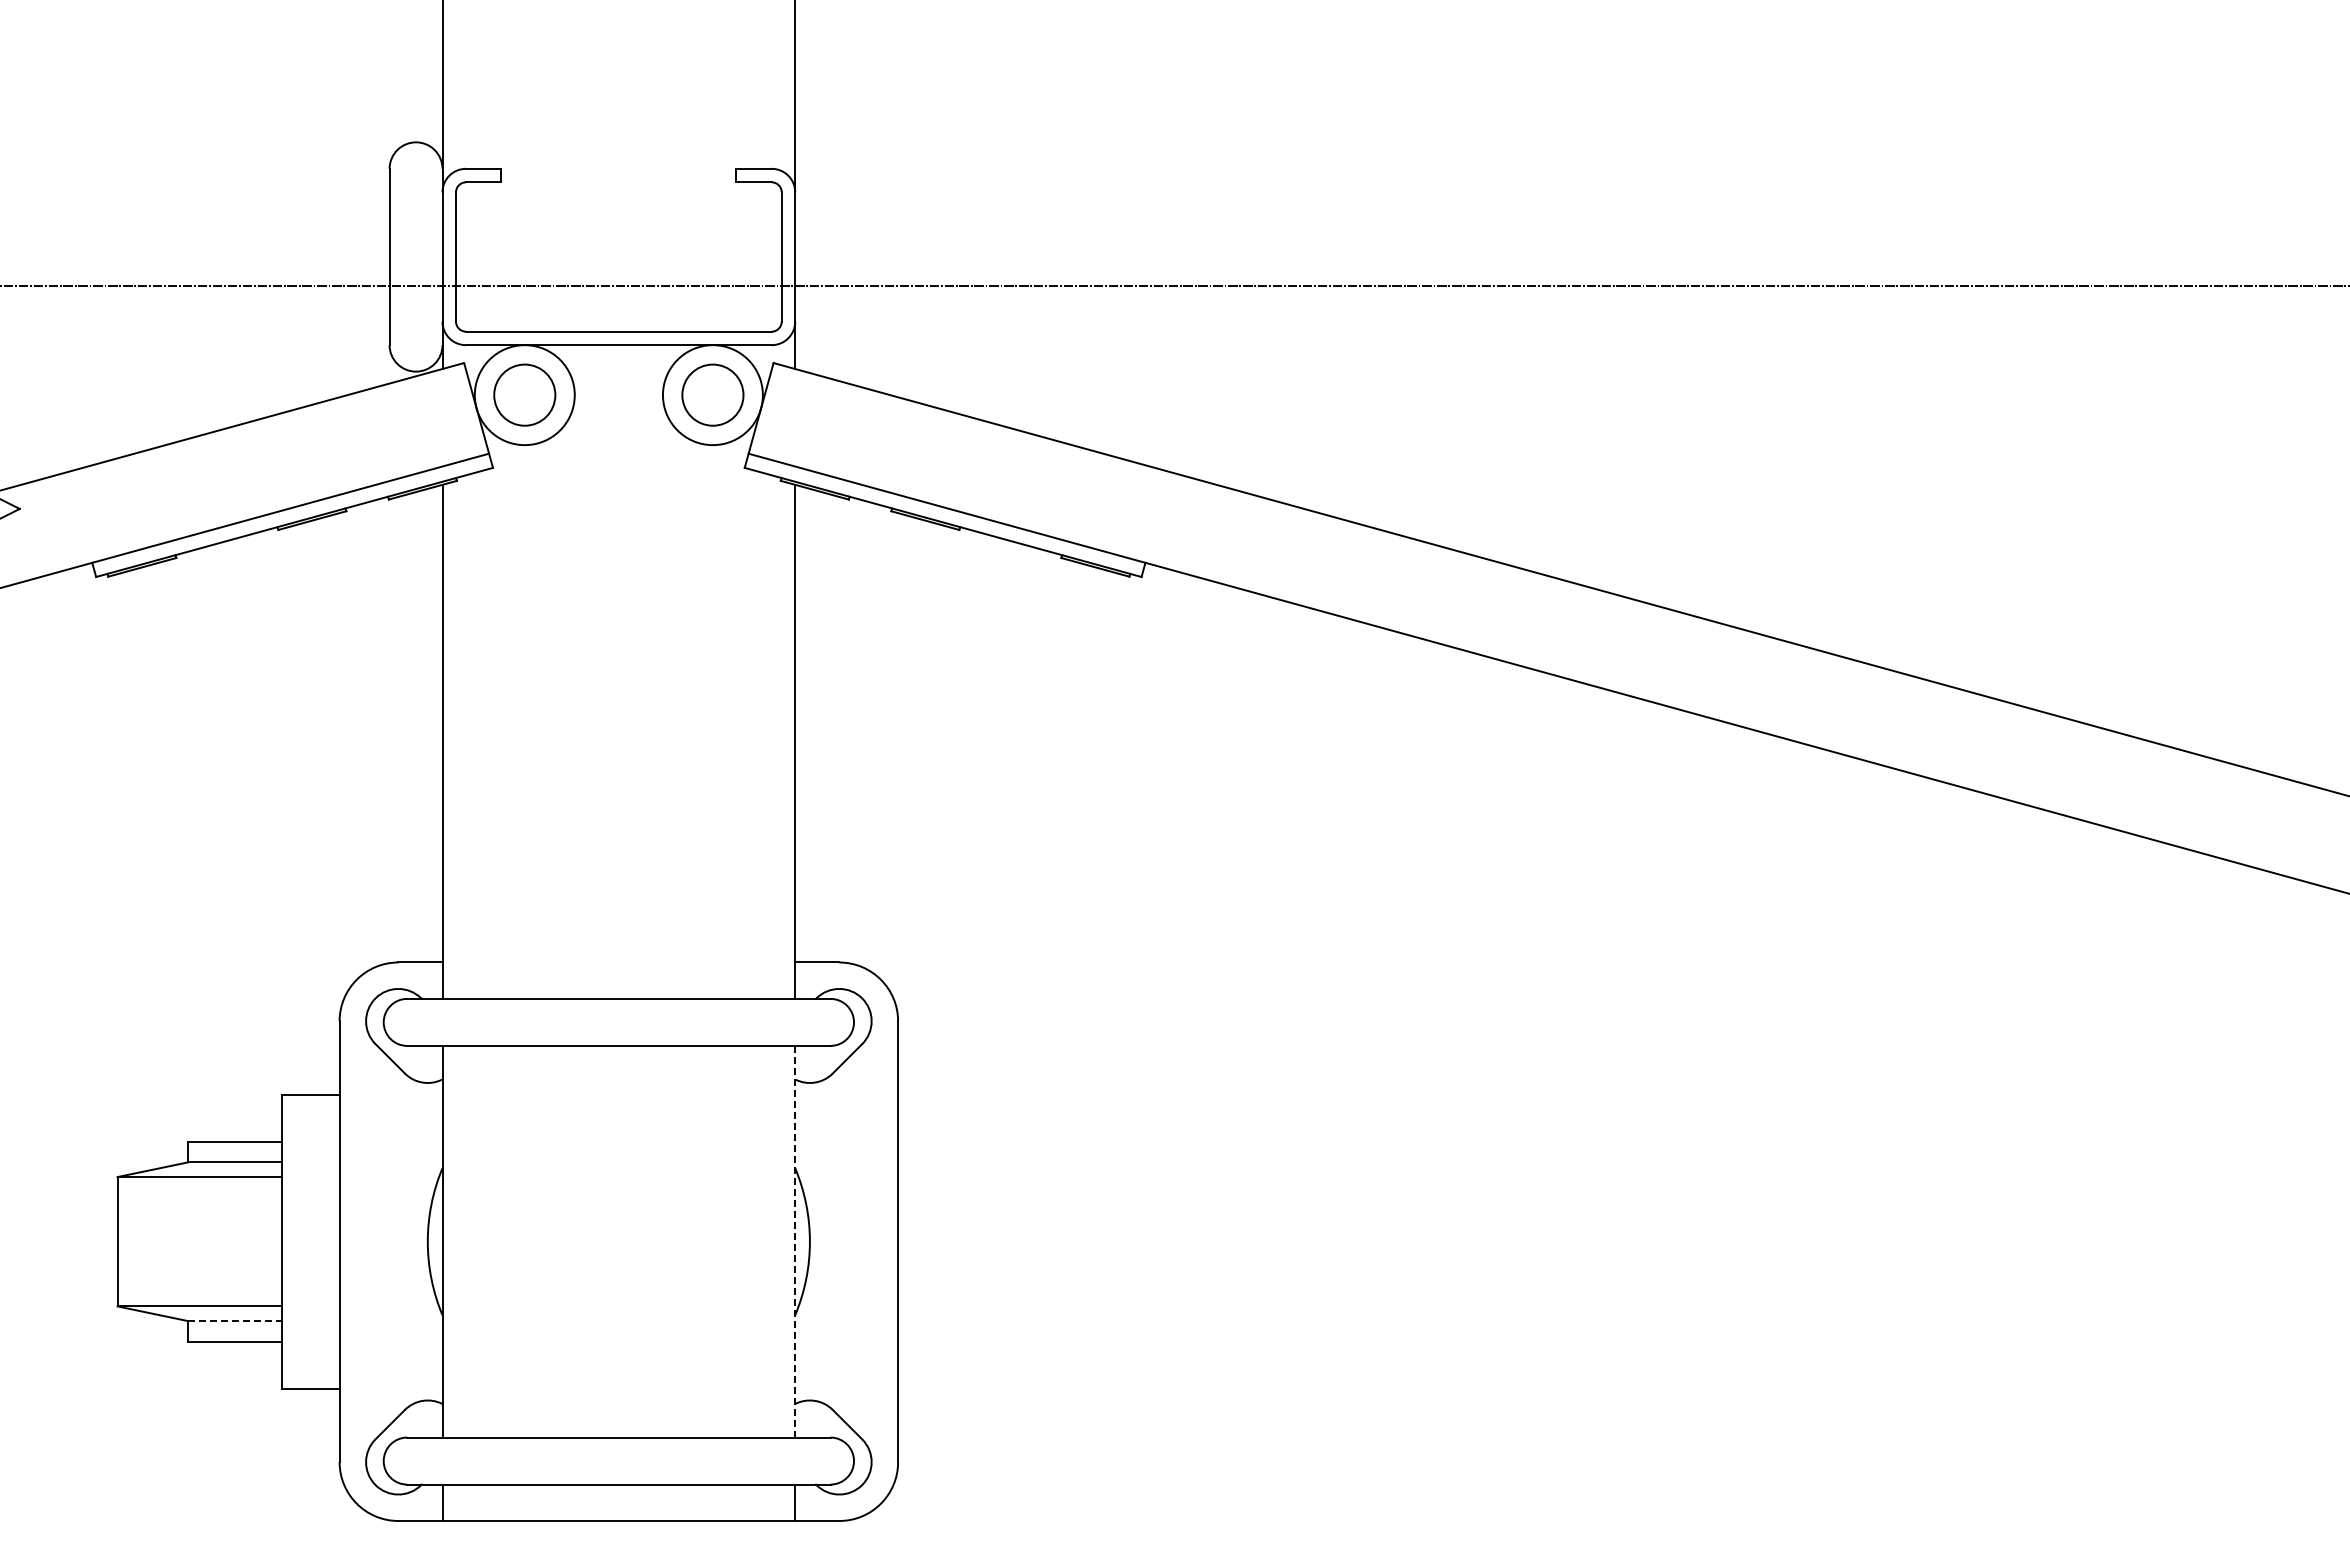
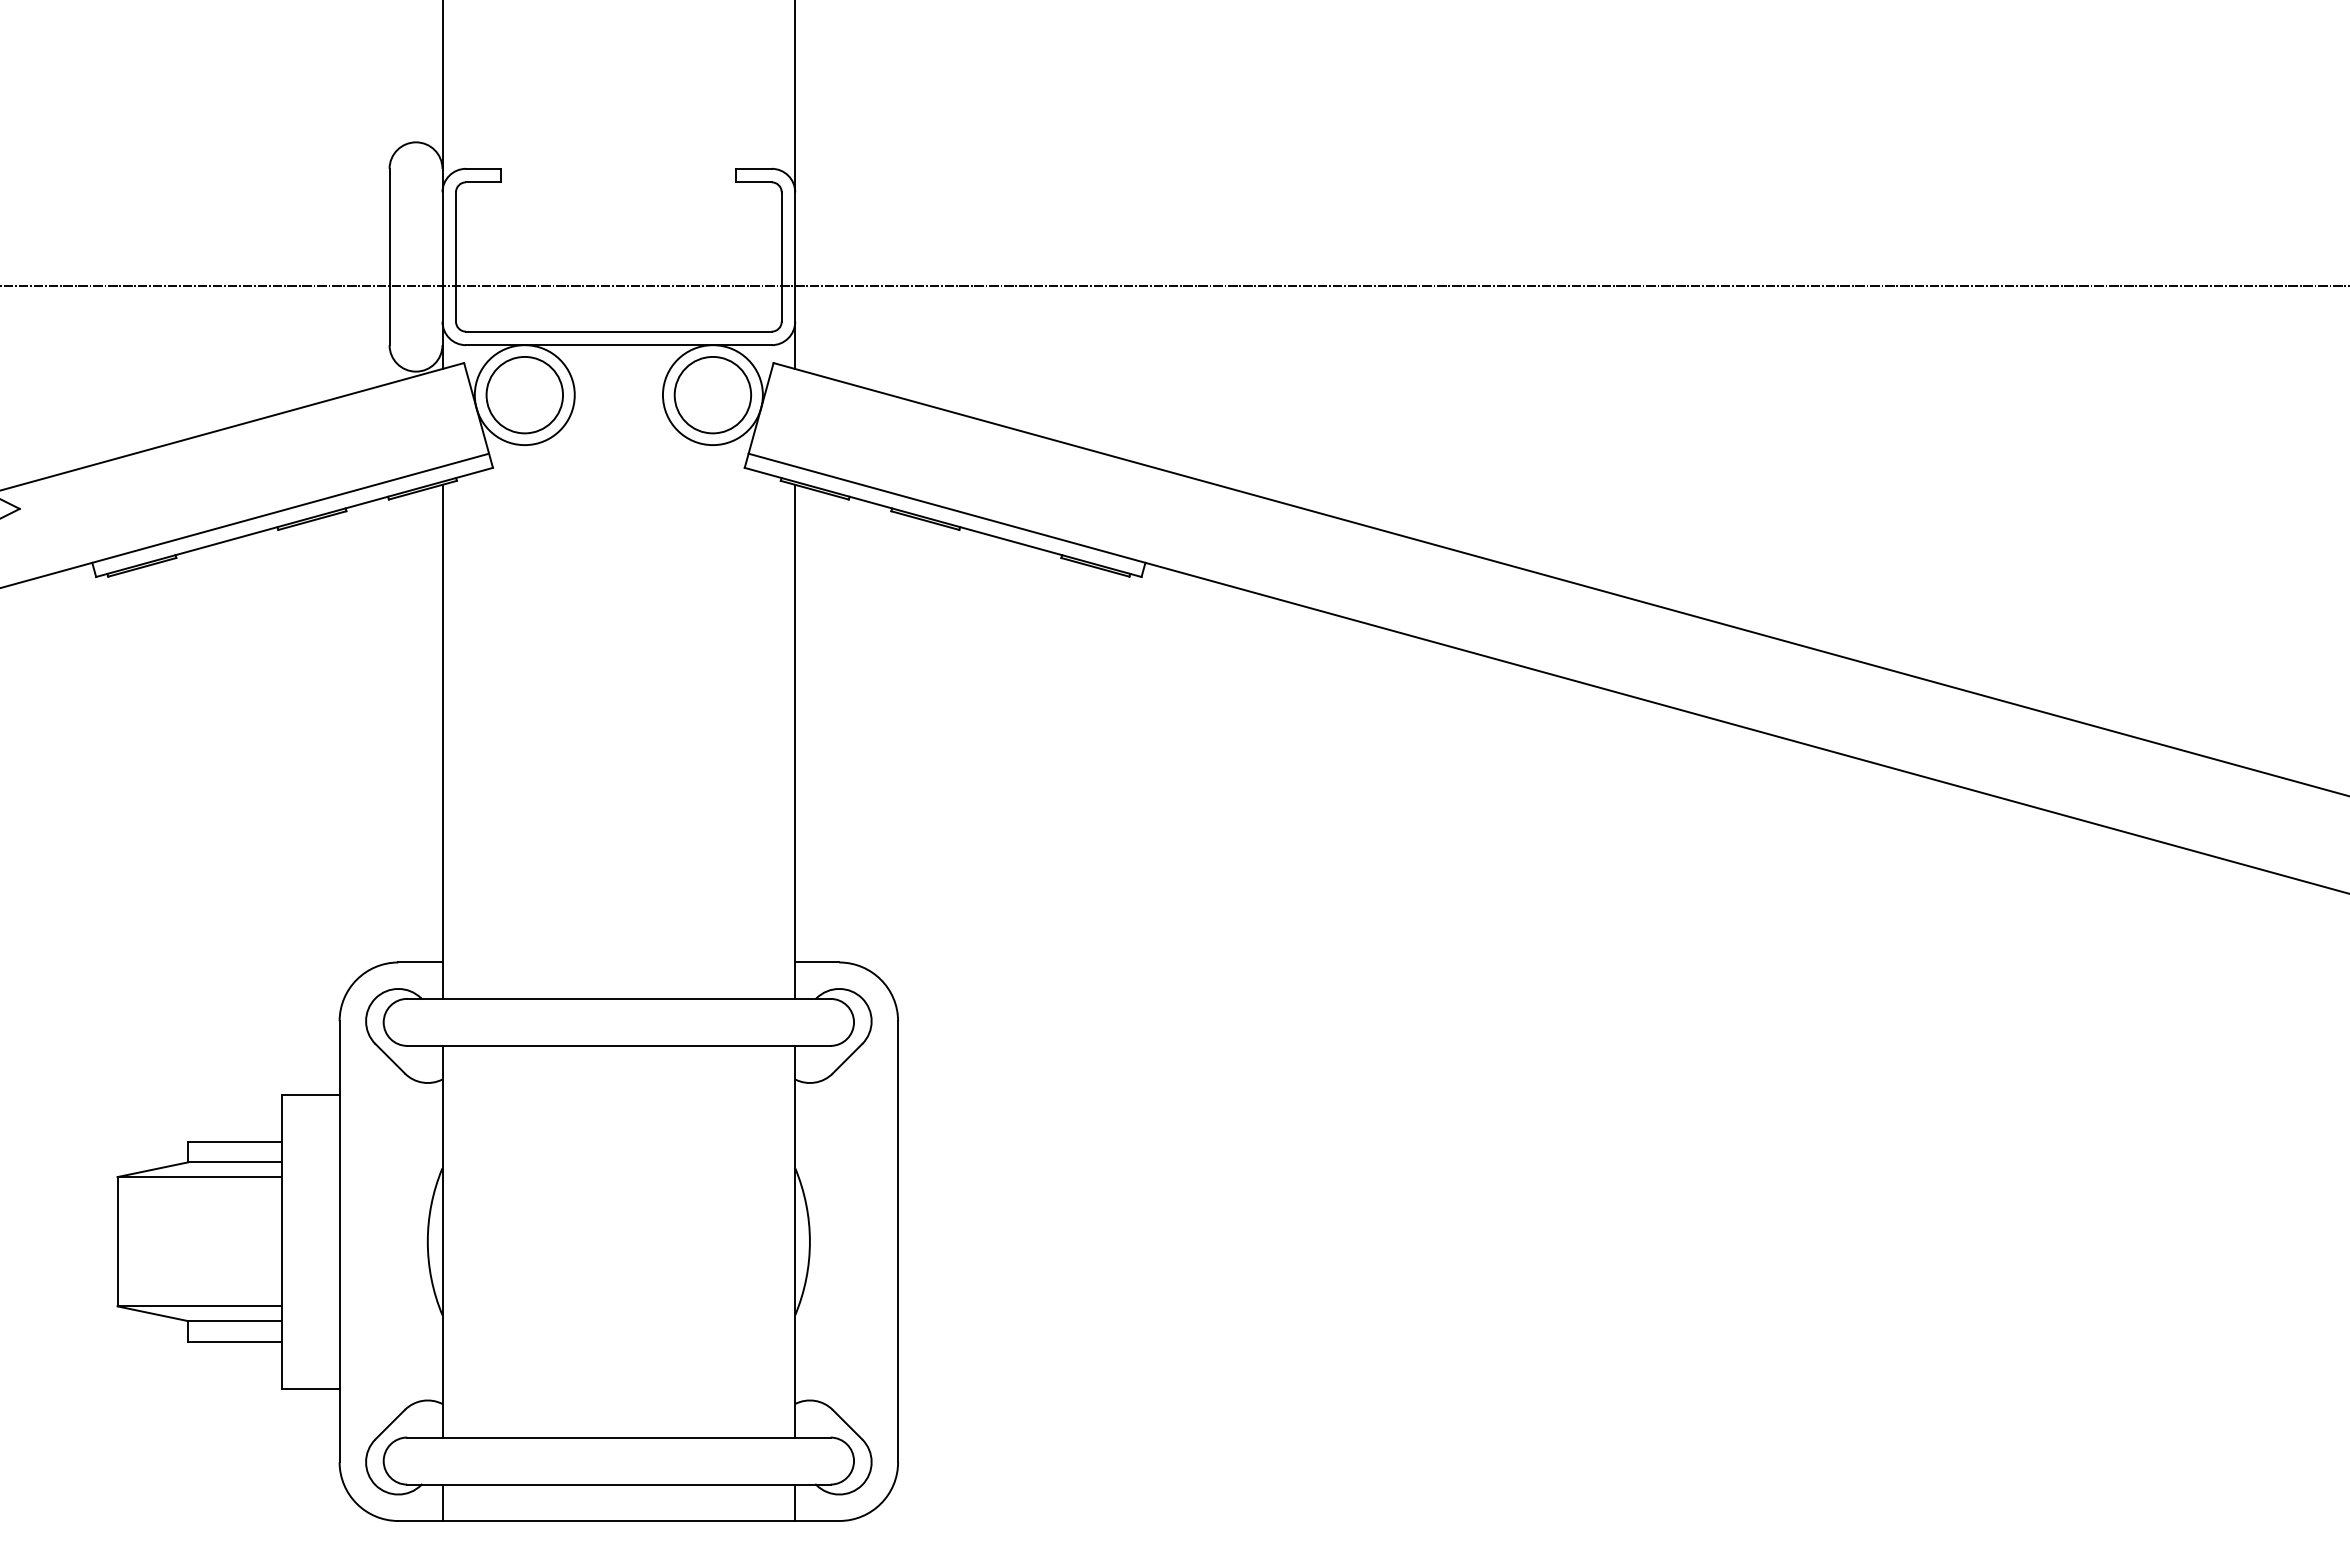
circle diameter: 61 px -> 76 px (524, 394)
circle diameter: 61 px -> 76 px (712, 394)
line: dashed -> solid (795, 1241)
line: dashed -> solid (235, 1321)
